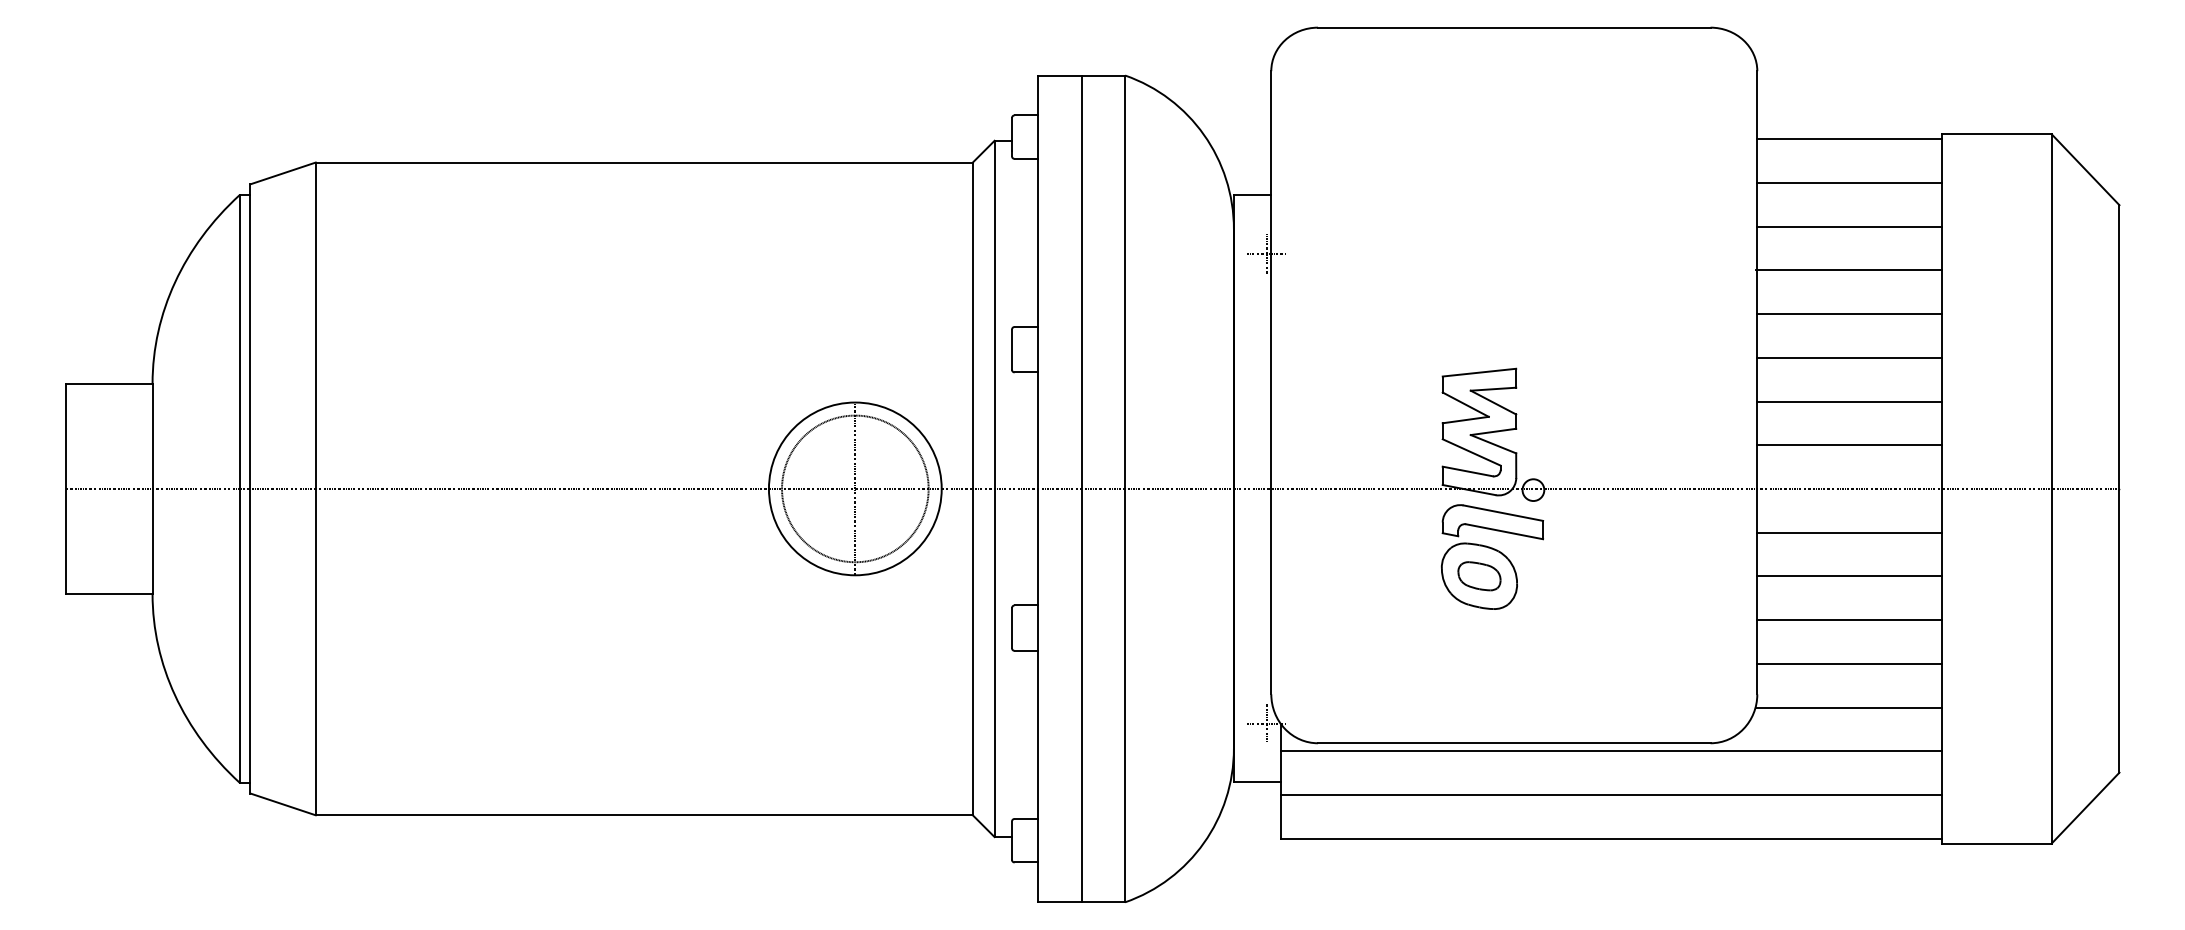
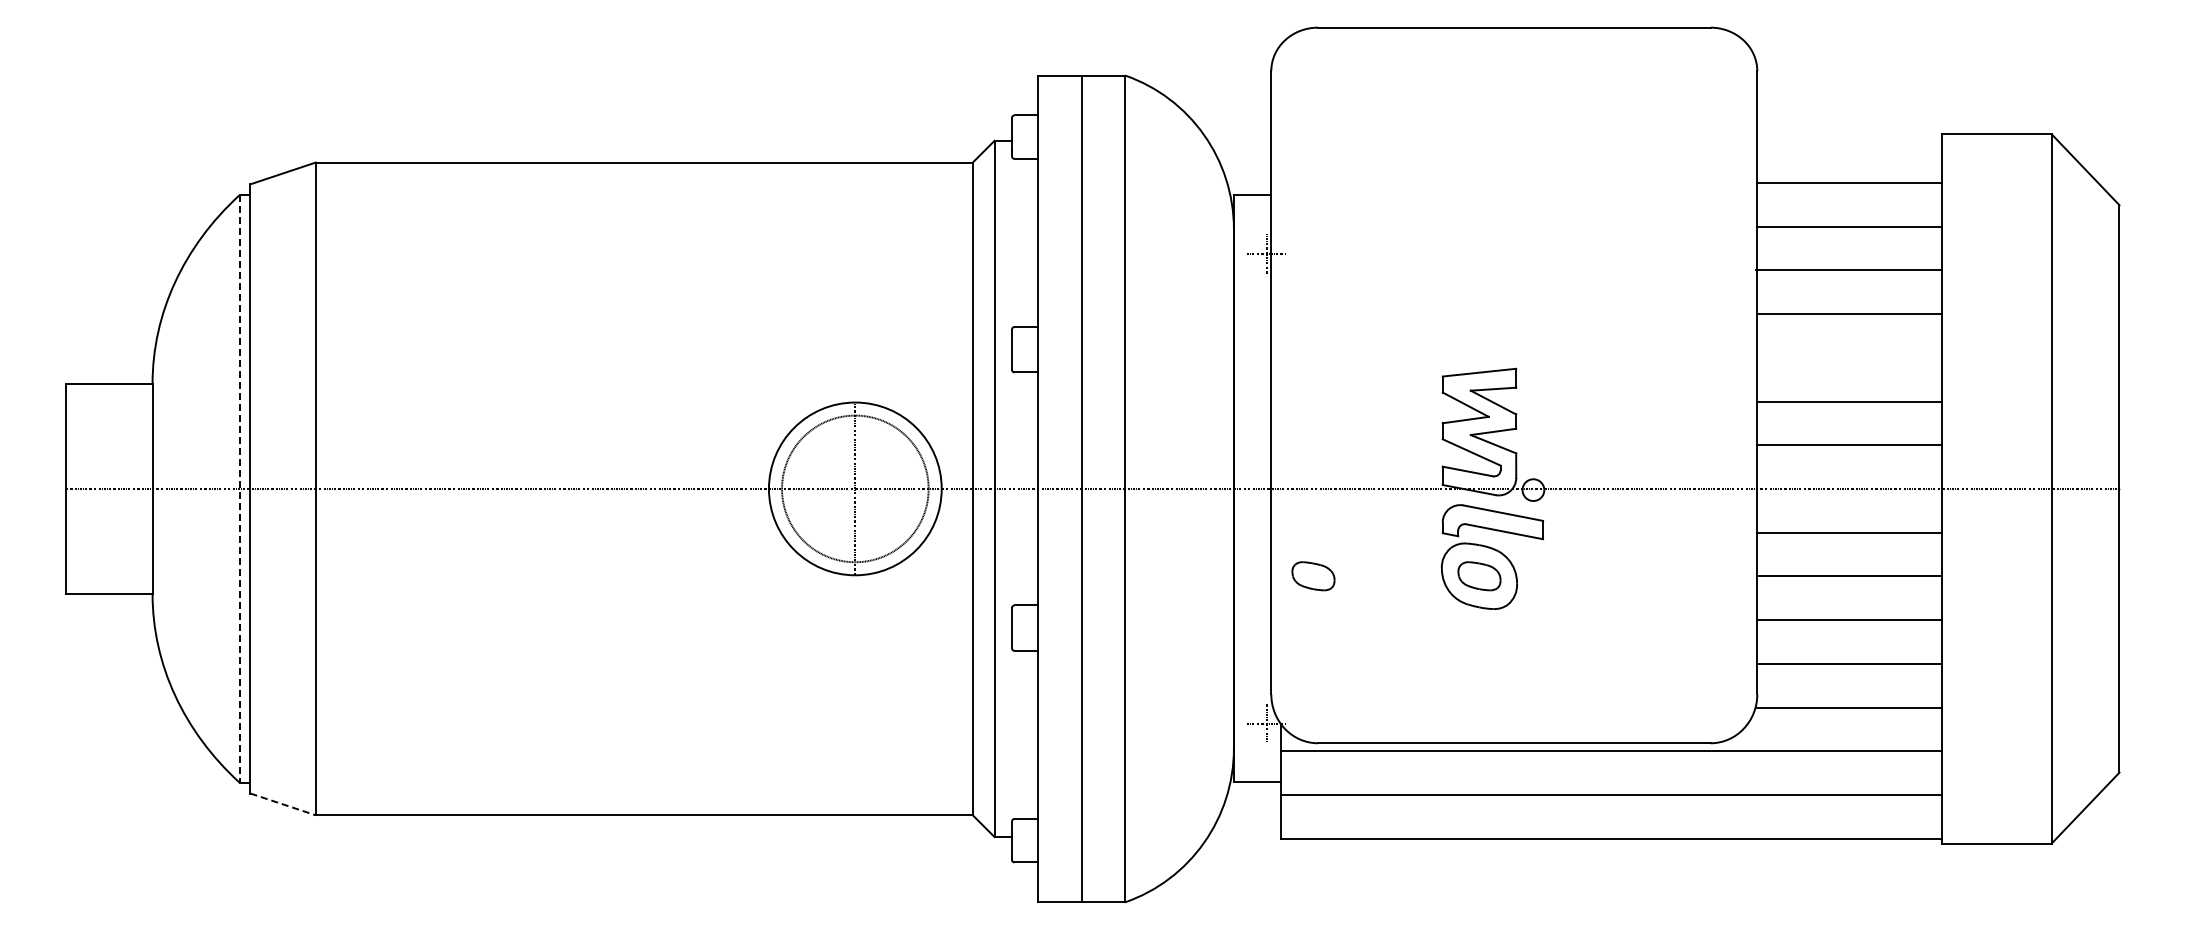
line: present -> none (1849, 139)
line: present -> none (1849, 357)
line: solid -> dashed (239, 488)
part: none -> present (1313, 576)
line: solid -> dashed (283, 804)
